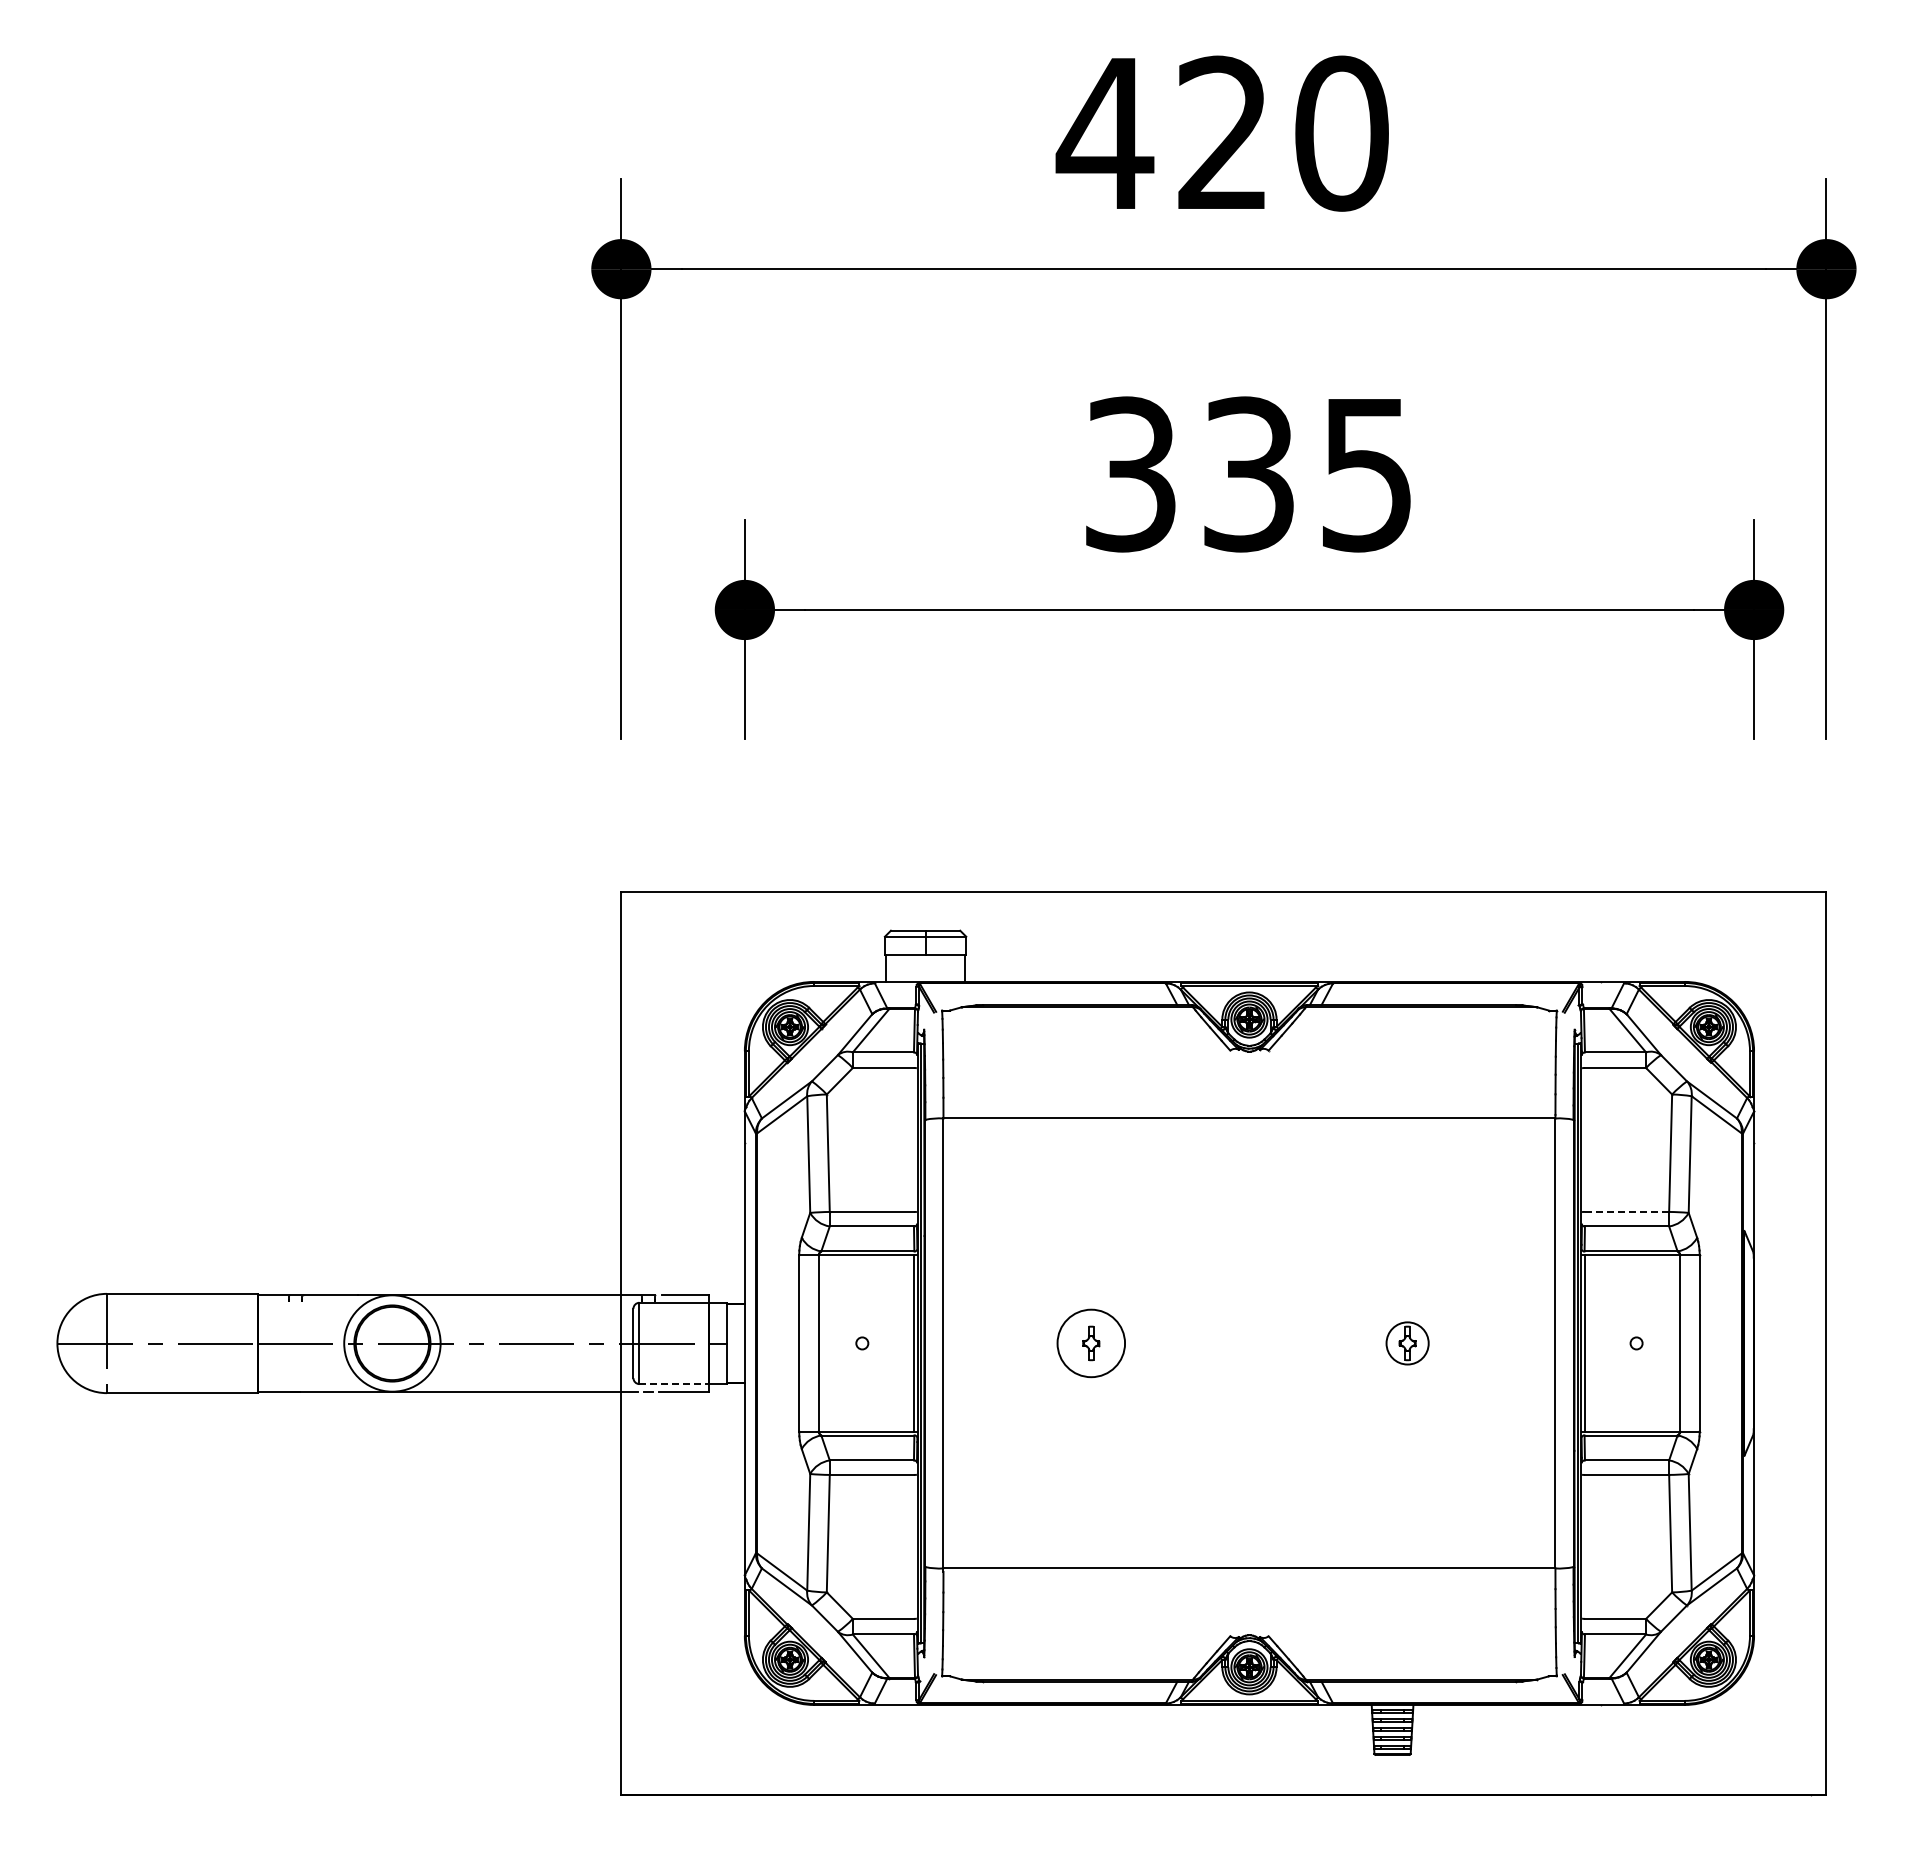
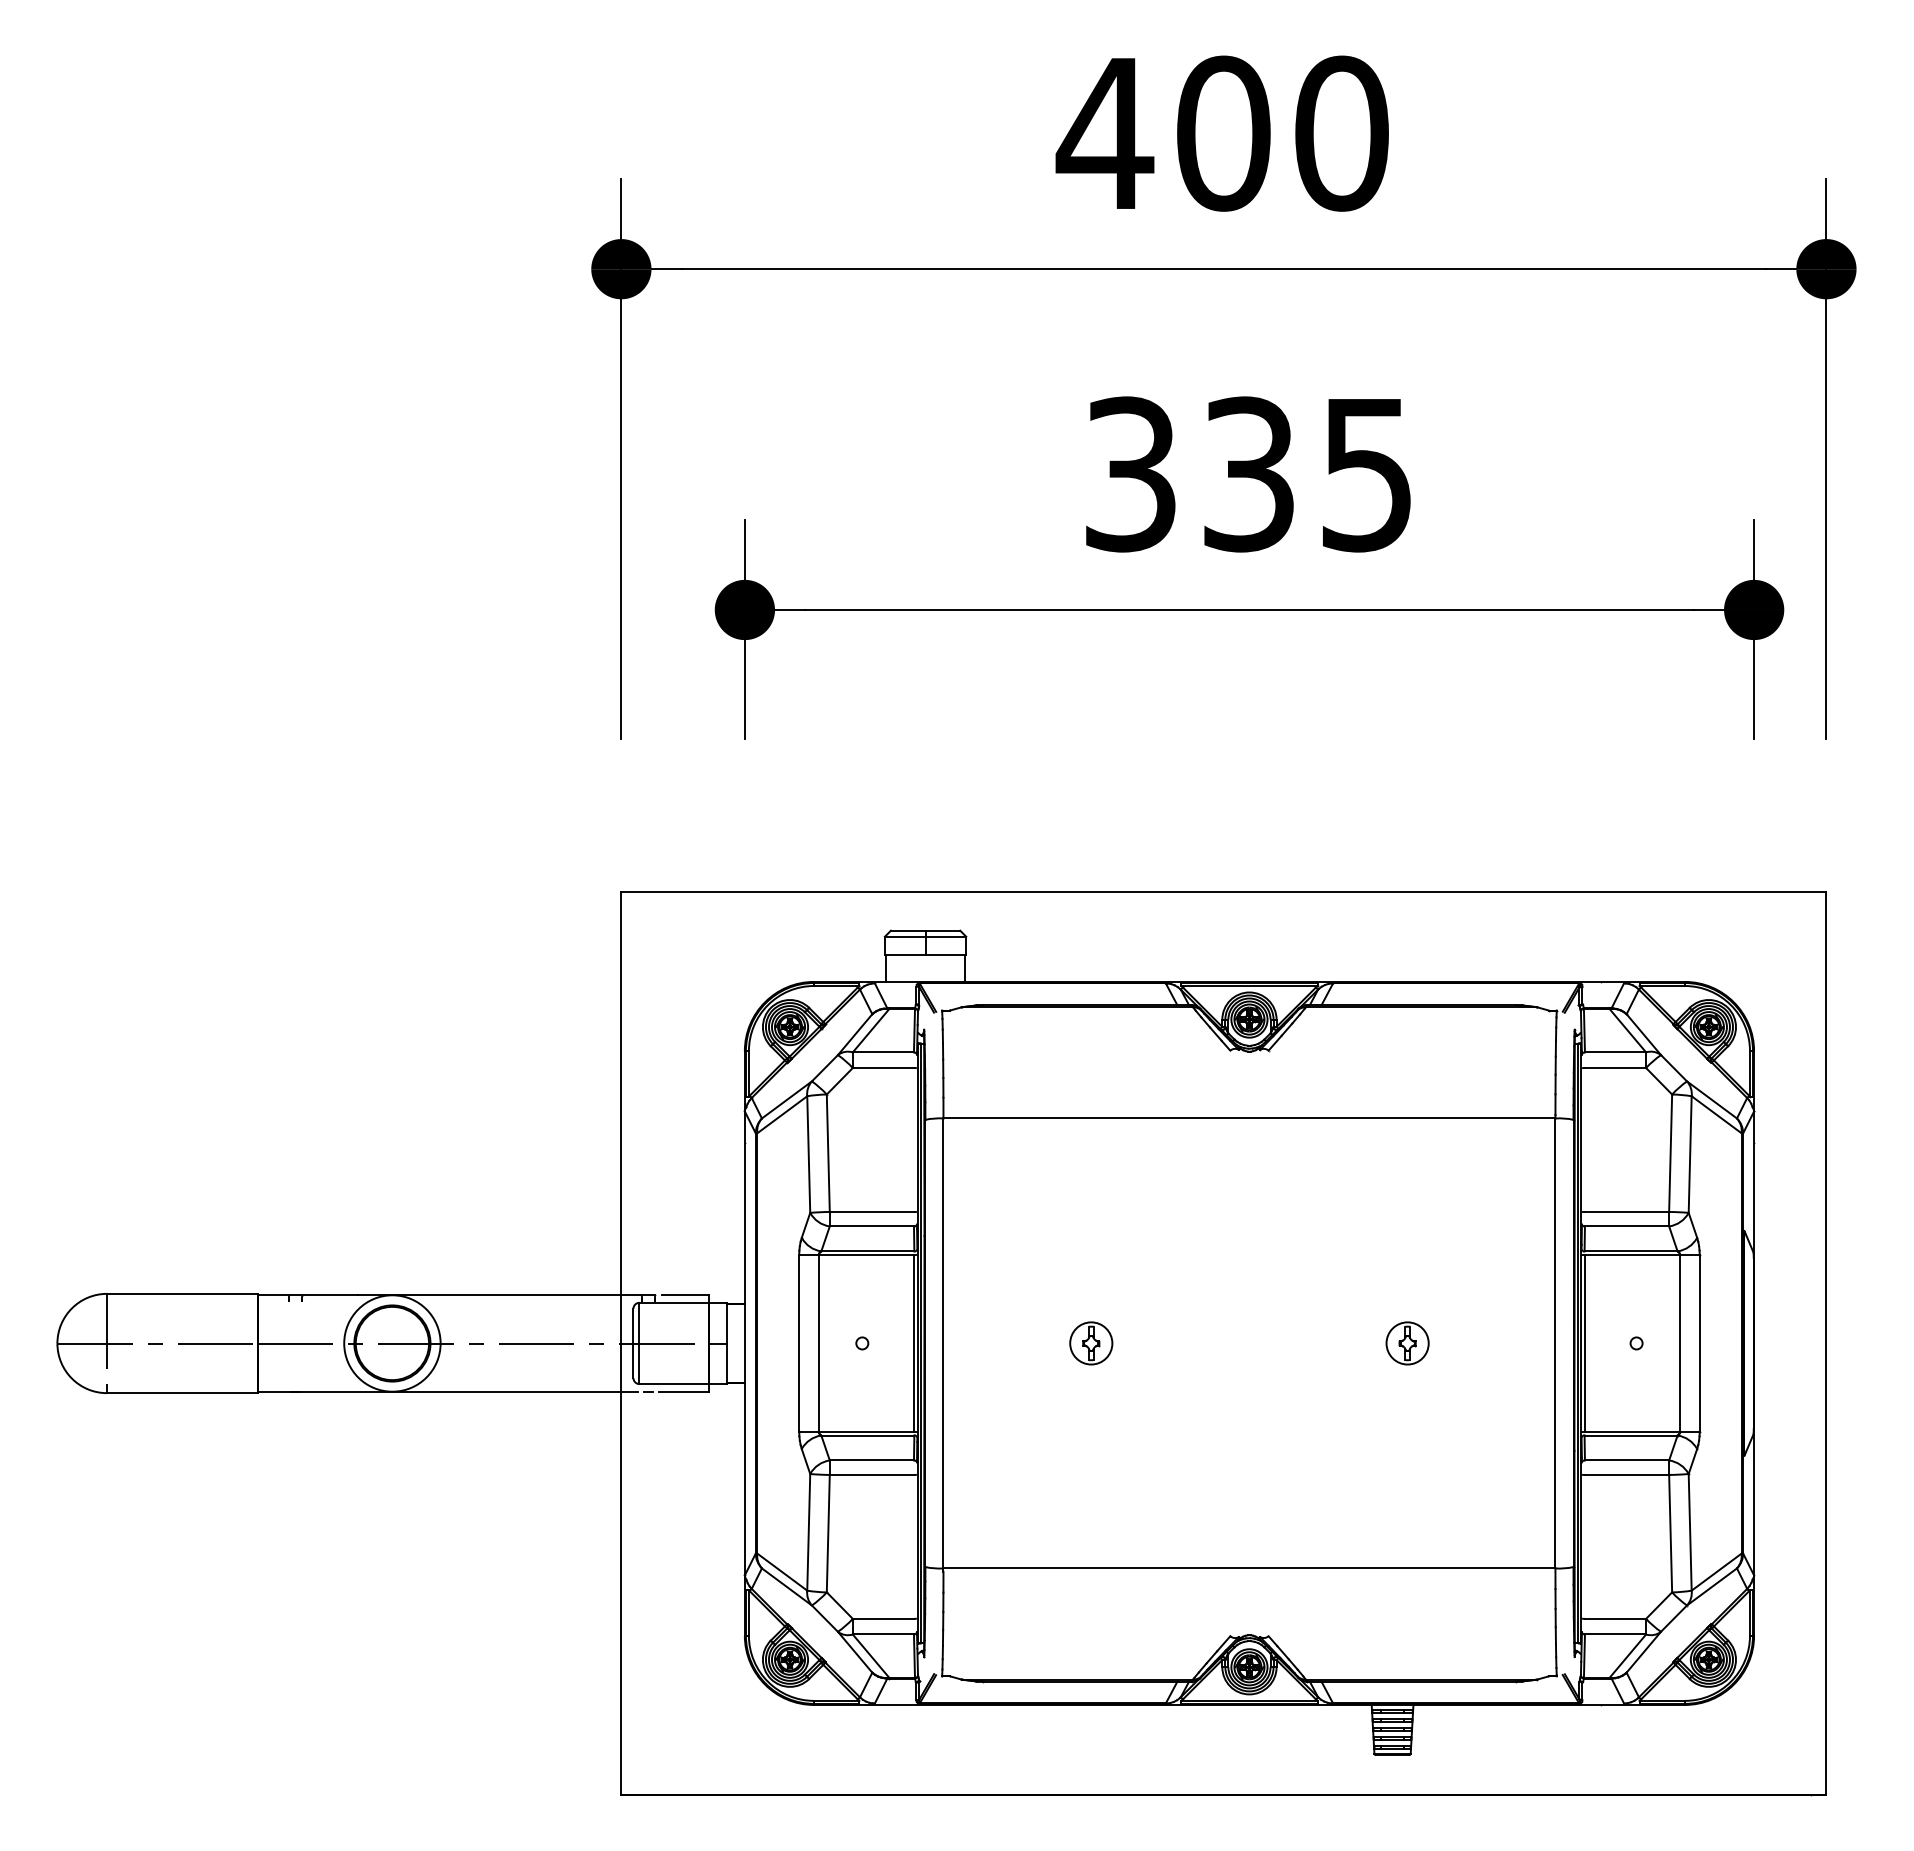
text: 420 -> 400 (1223, 133)
line: dashed -> solid (1627, 1211)
circle diameter: 67 px -> 42 px (1091, 1343)
line: dashed -> solid (674, 1384)
